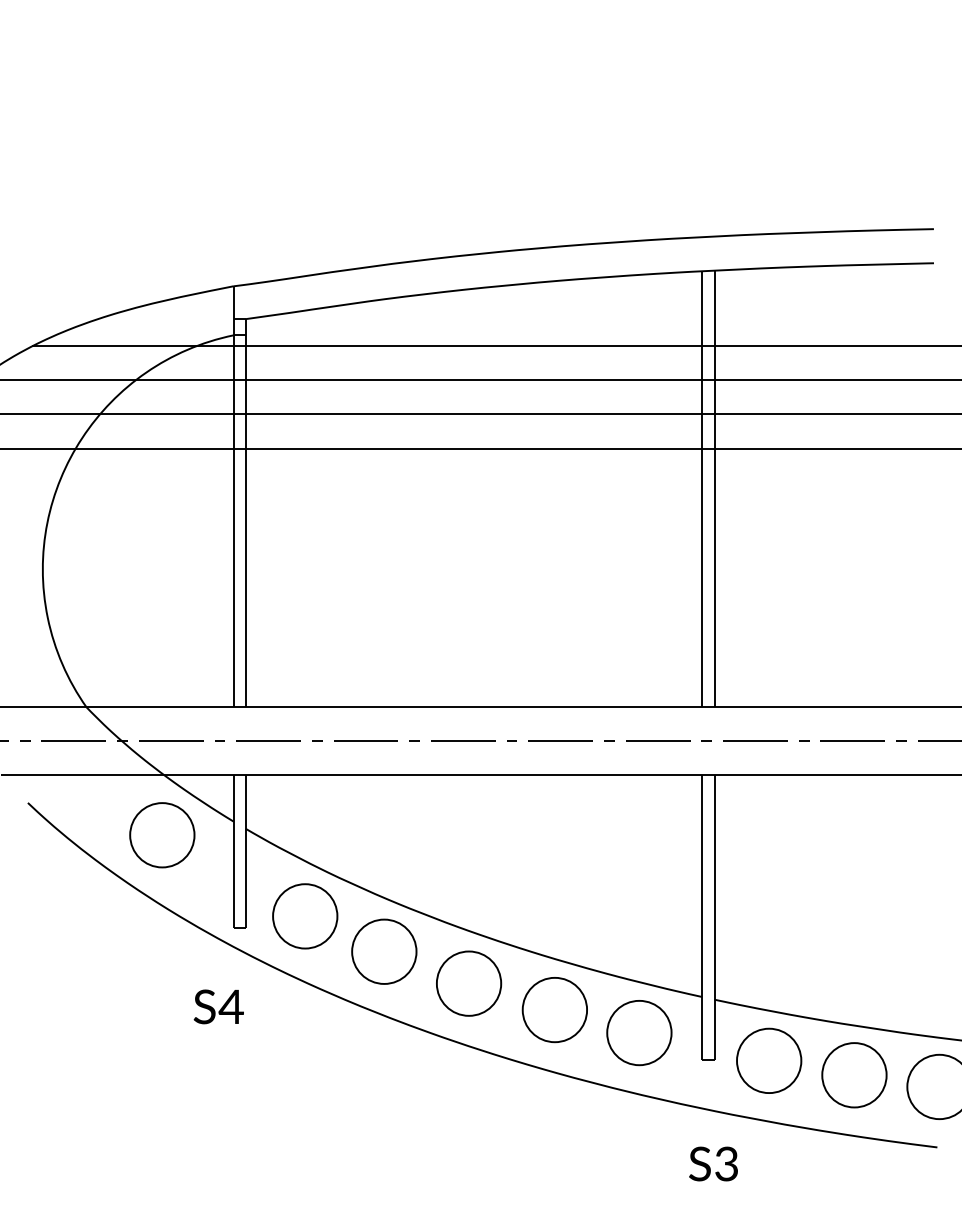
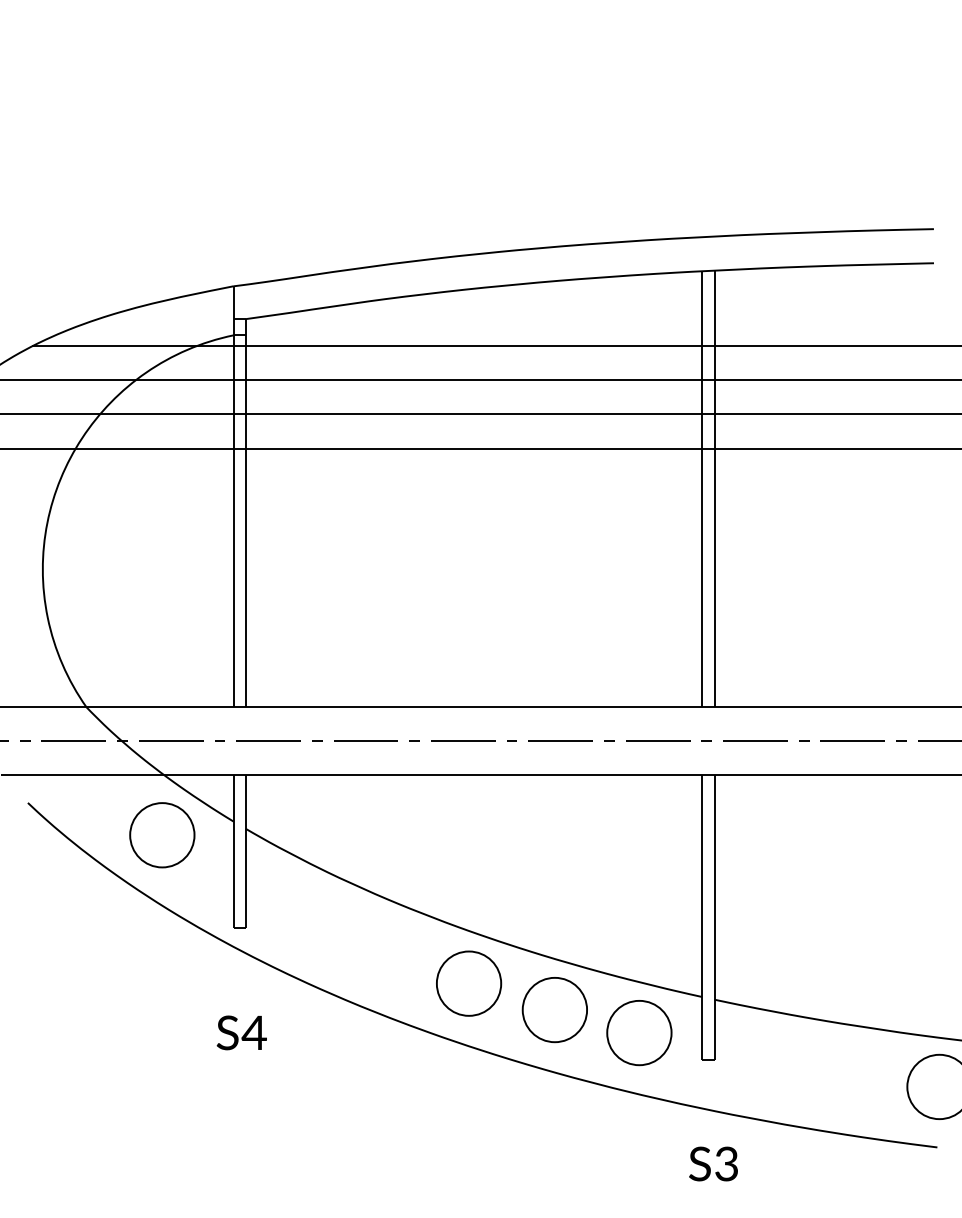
part: present -> none (305, 916)
part: present -> none (384, 951)
part position: (218, 1006) -> (241, 1032) (241, 1032)
part: present -> none (769, 1060)
part: present -> none (854, 1075)
